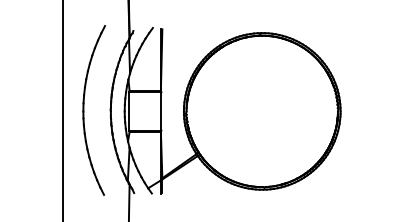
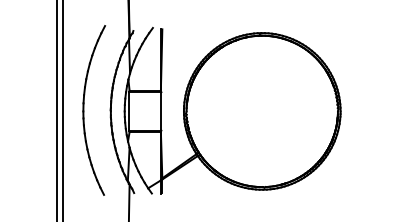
line: none -> present (56, 110)
